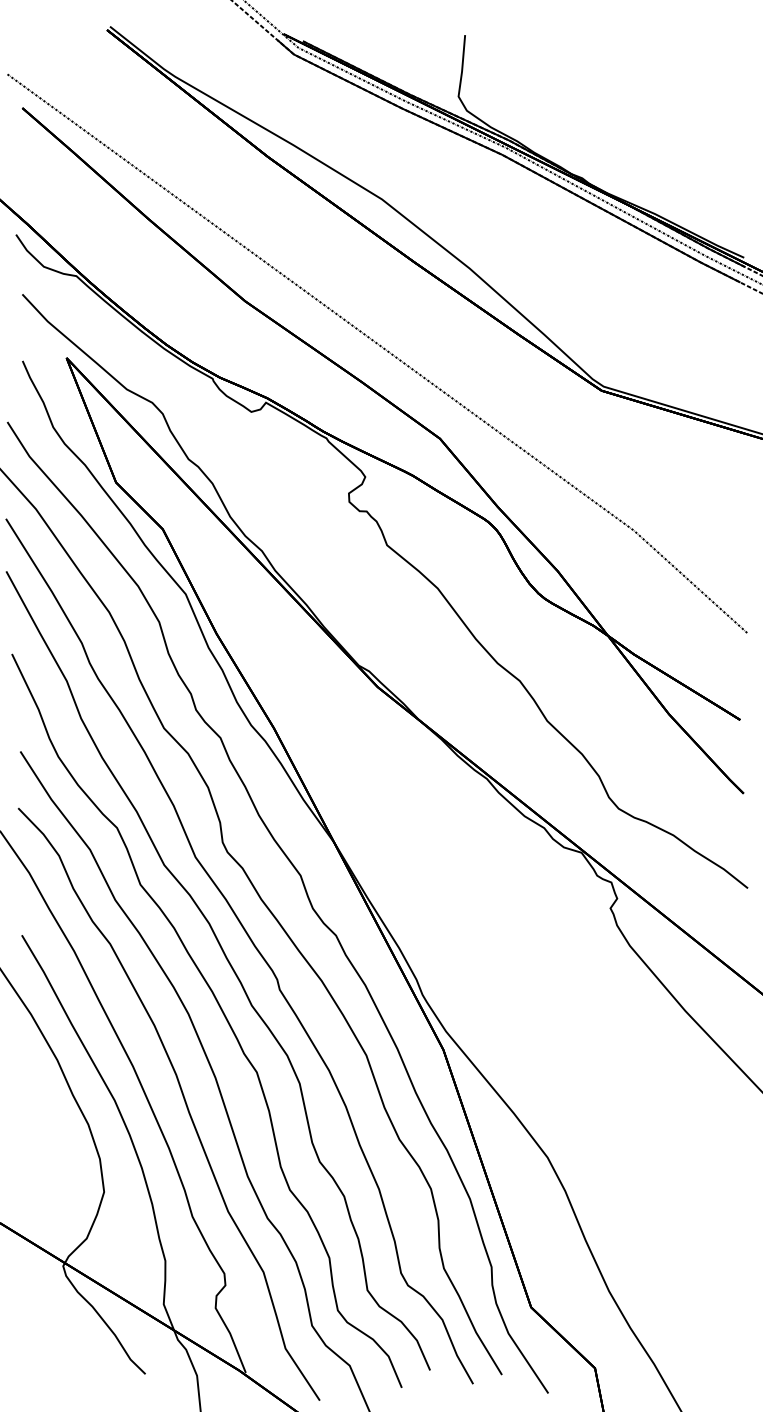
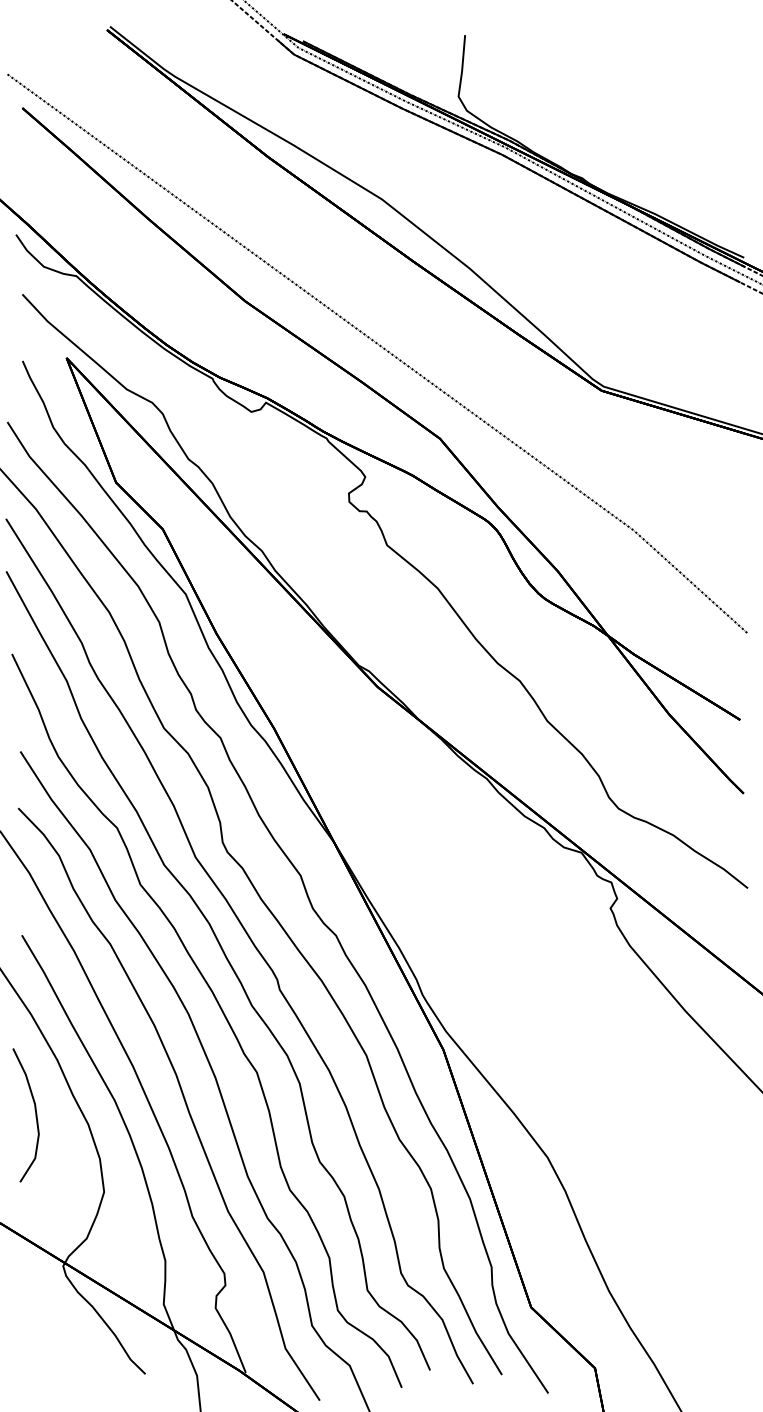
curve: none -> present (35, 1115)
